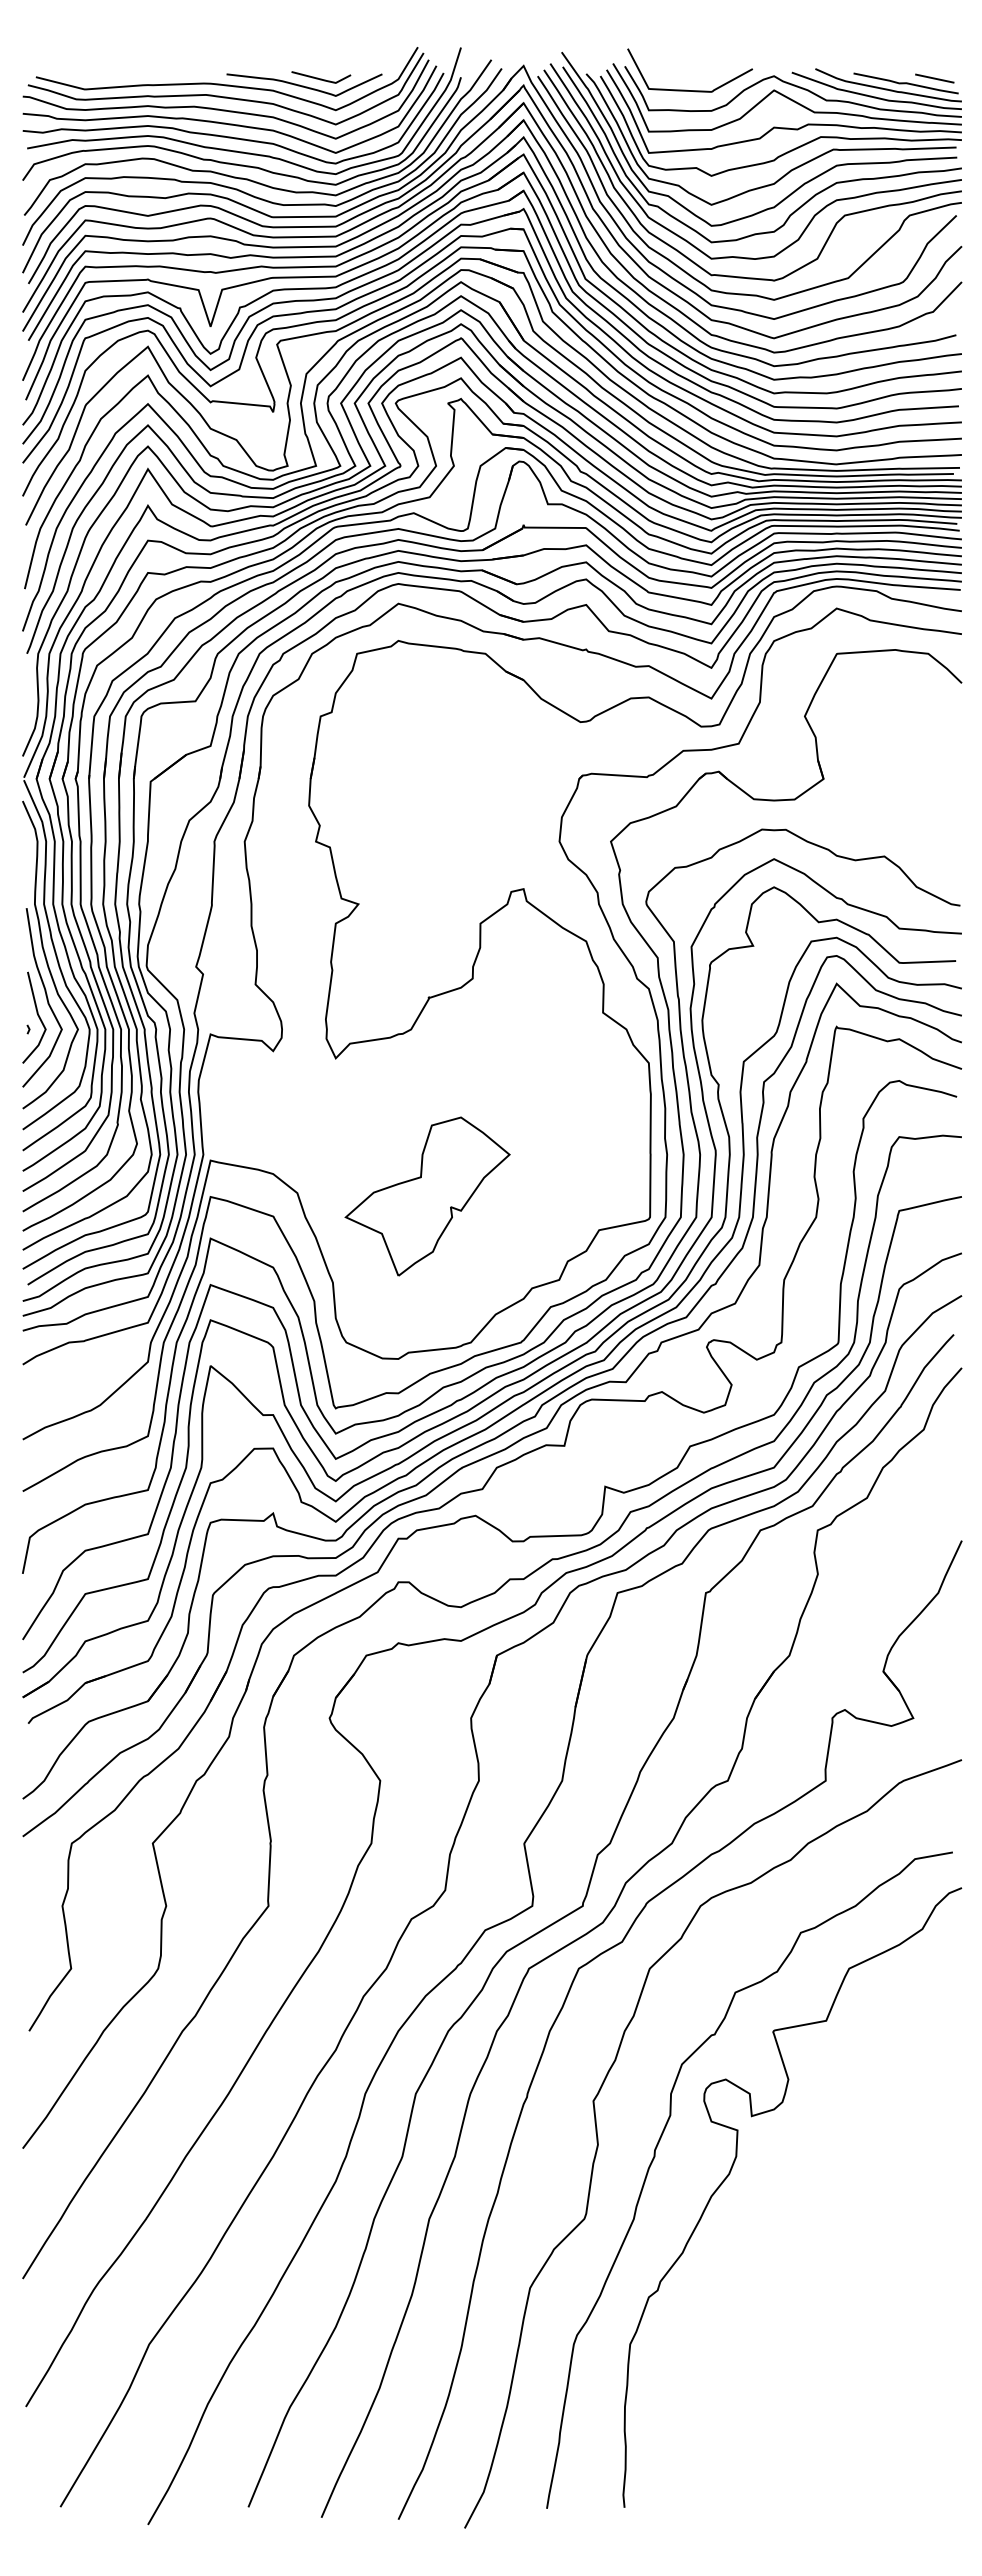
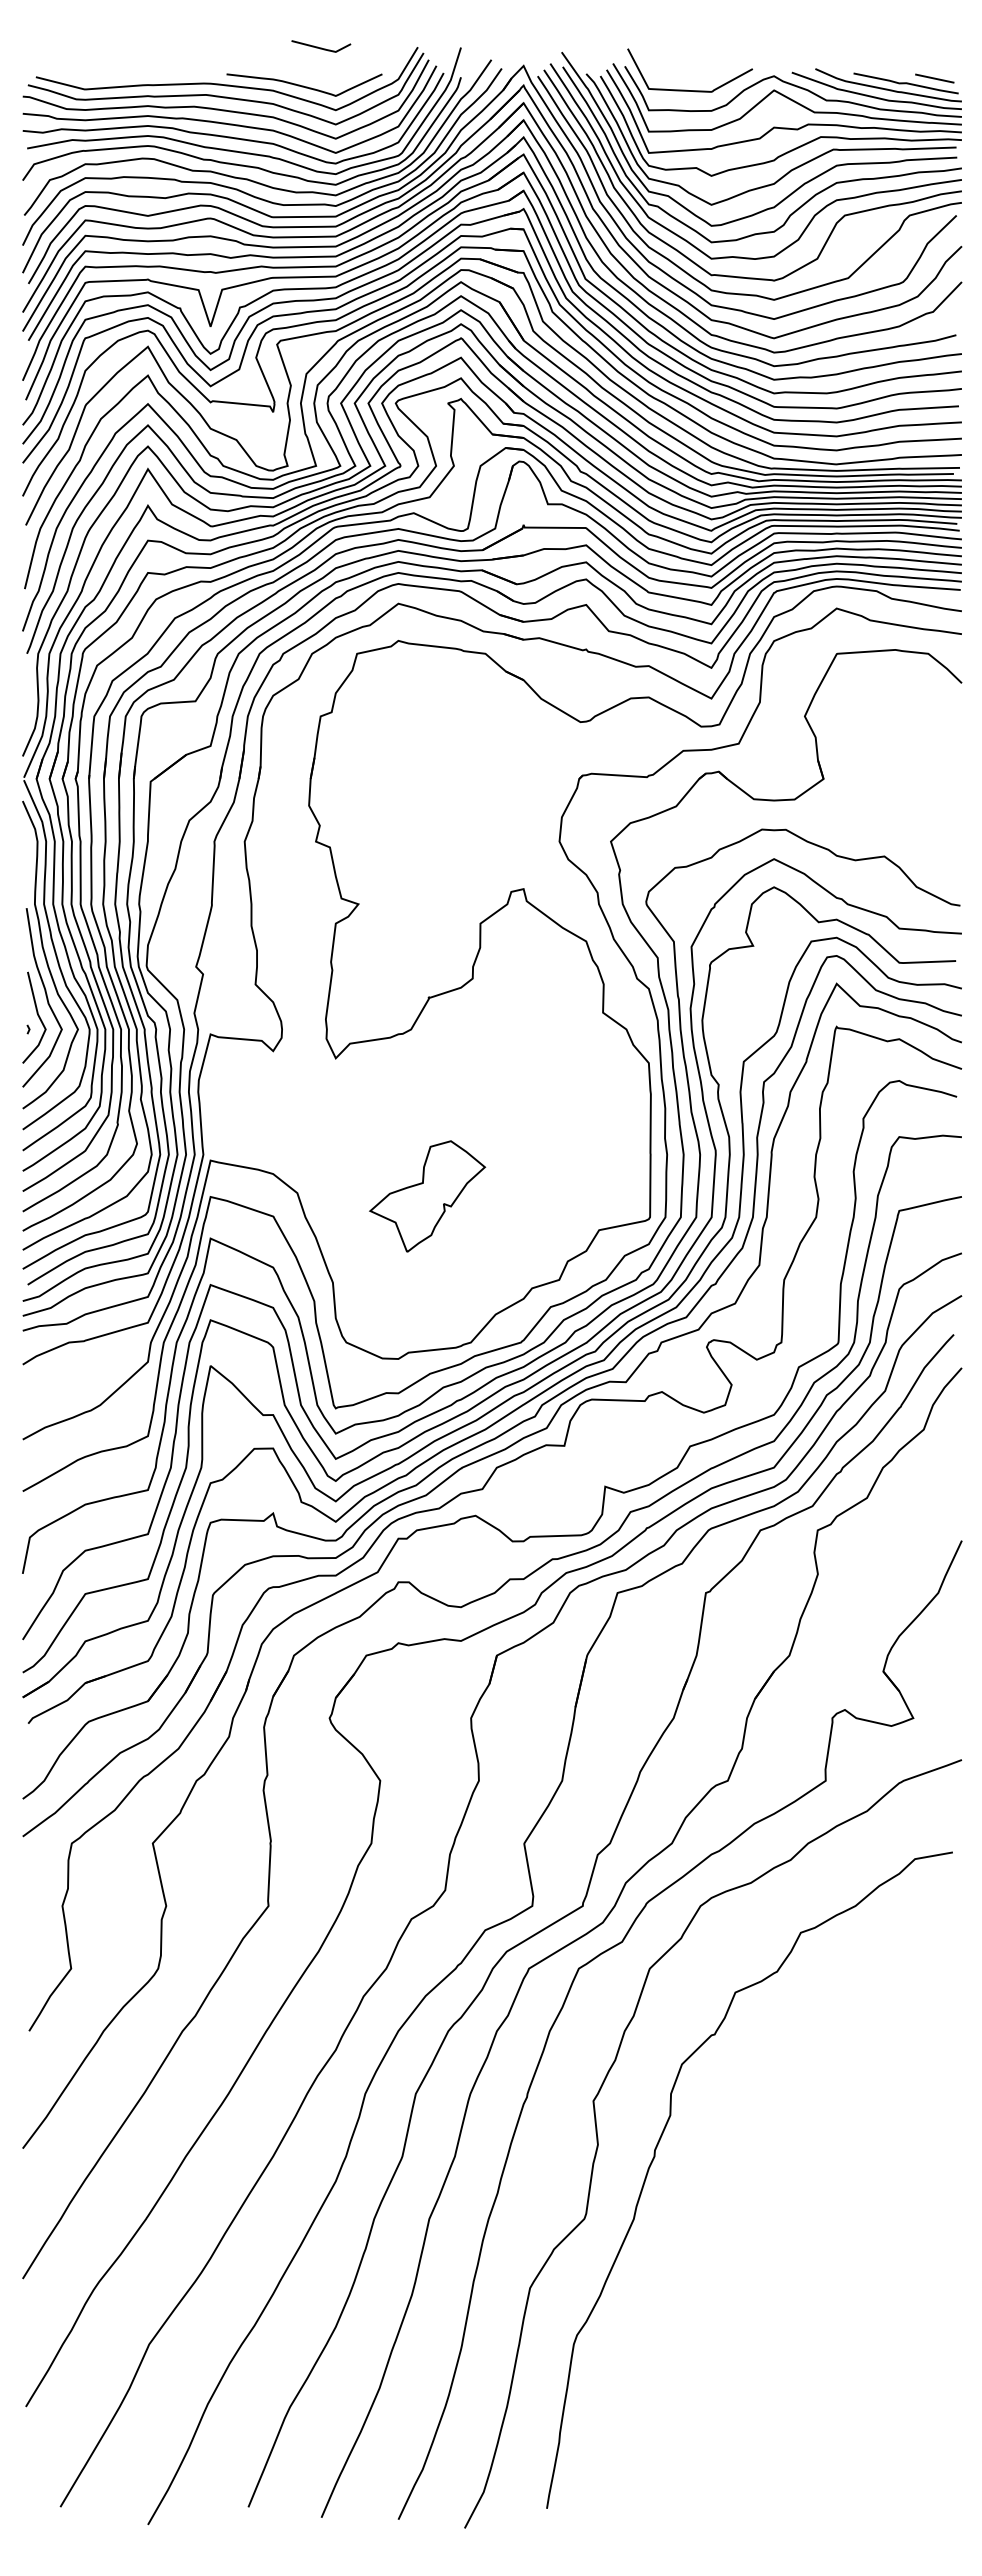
line position: (321, 78) -> (321, 47) (321, 47)
part size: 167x161 px -> 118x113 px (427, 1196)
curve: present -> none (731, 2171)
